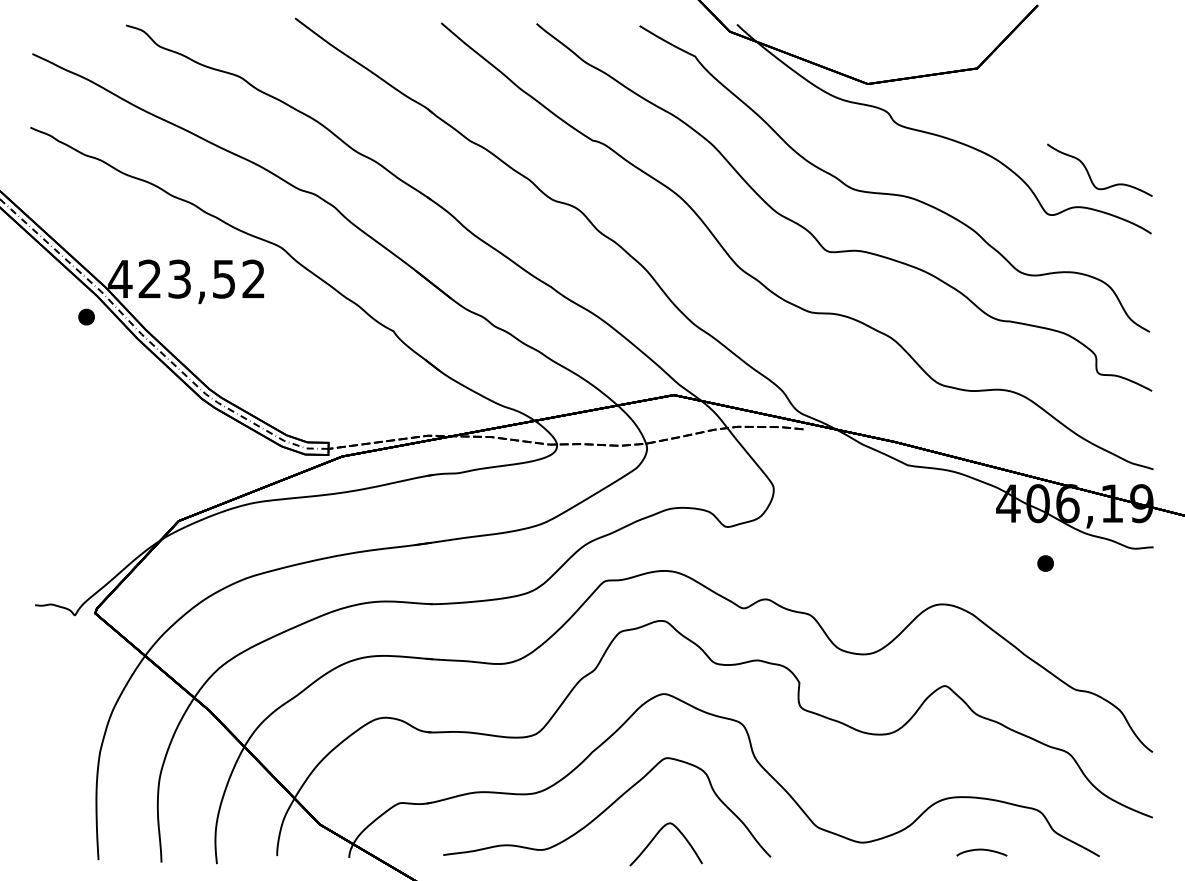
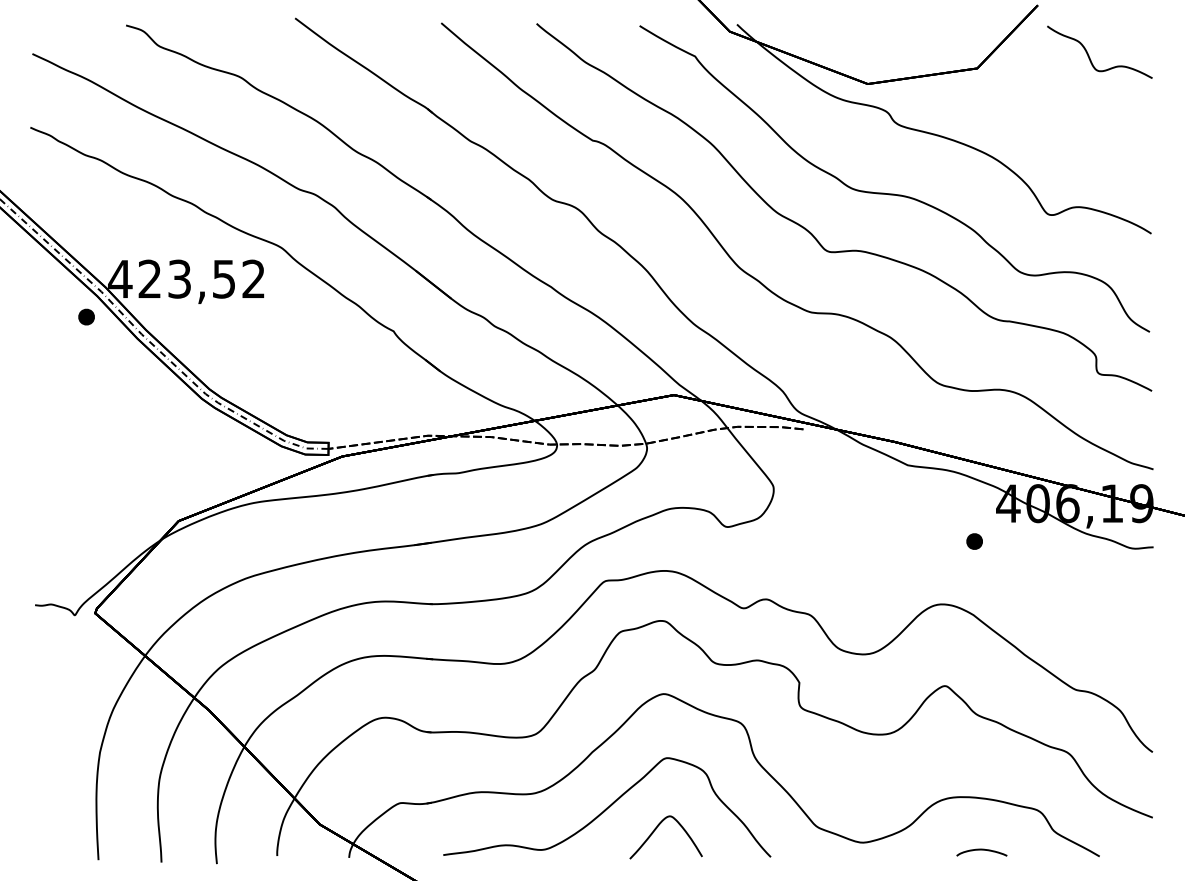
curve position: (1089, 173) -> (1089, 55) (1089, 55)
part position: (1045, 563) -> (974, 541) (974, 541)
curve position: (657, 835) -> (657, 828) (657, 828)
